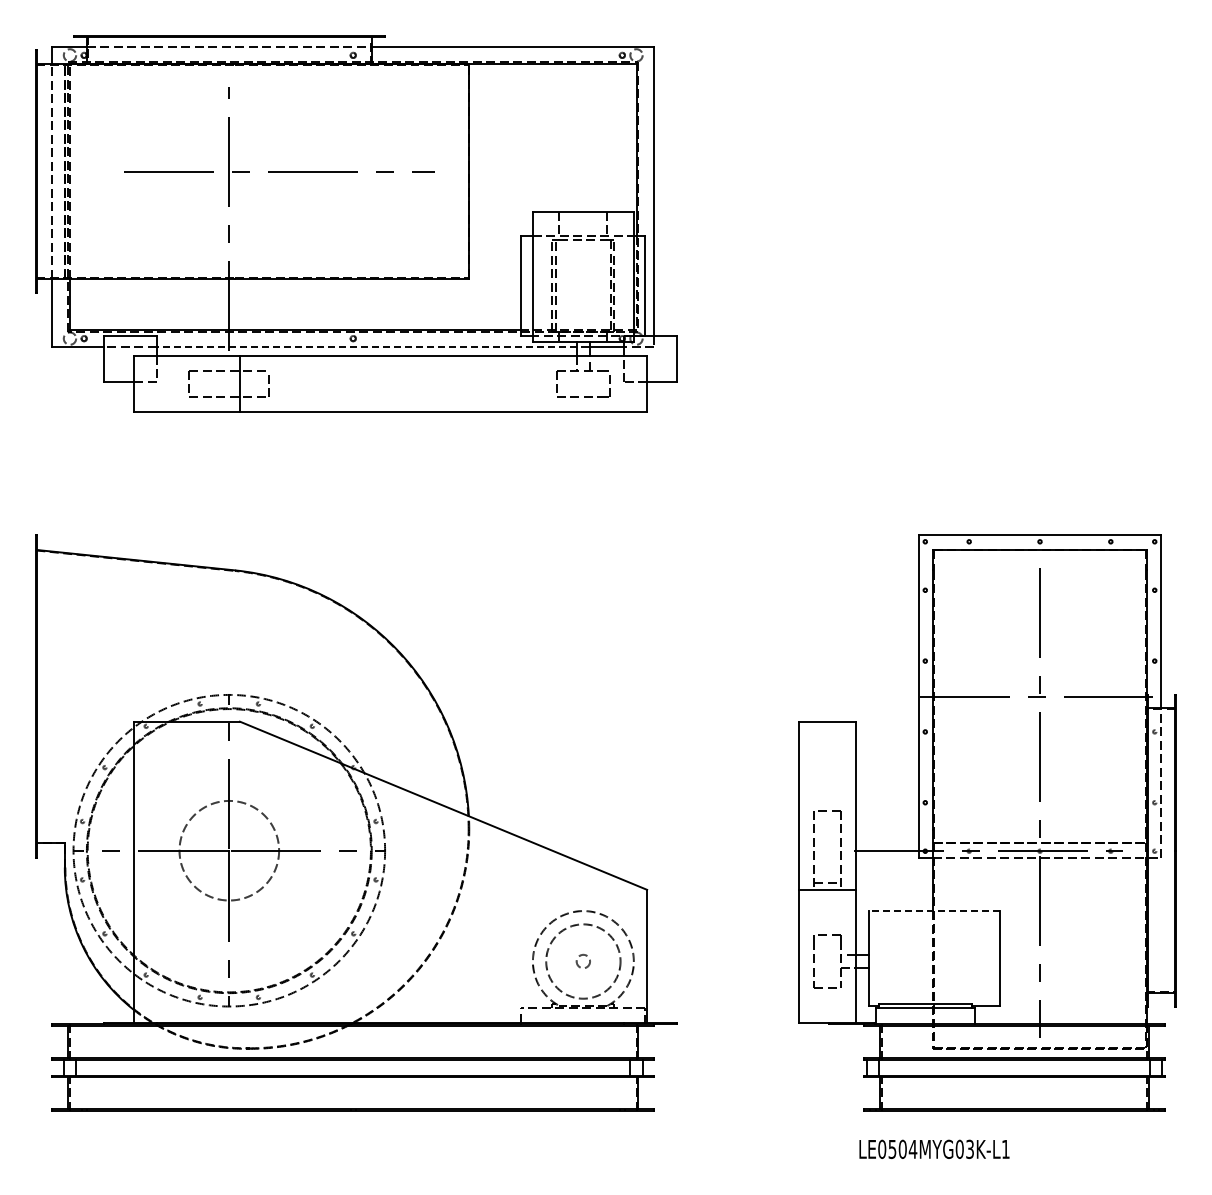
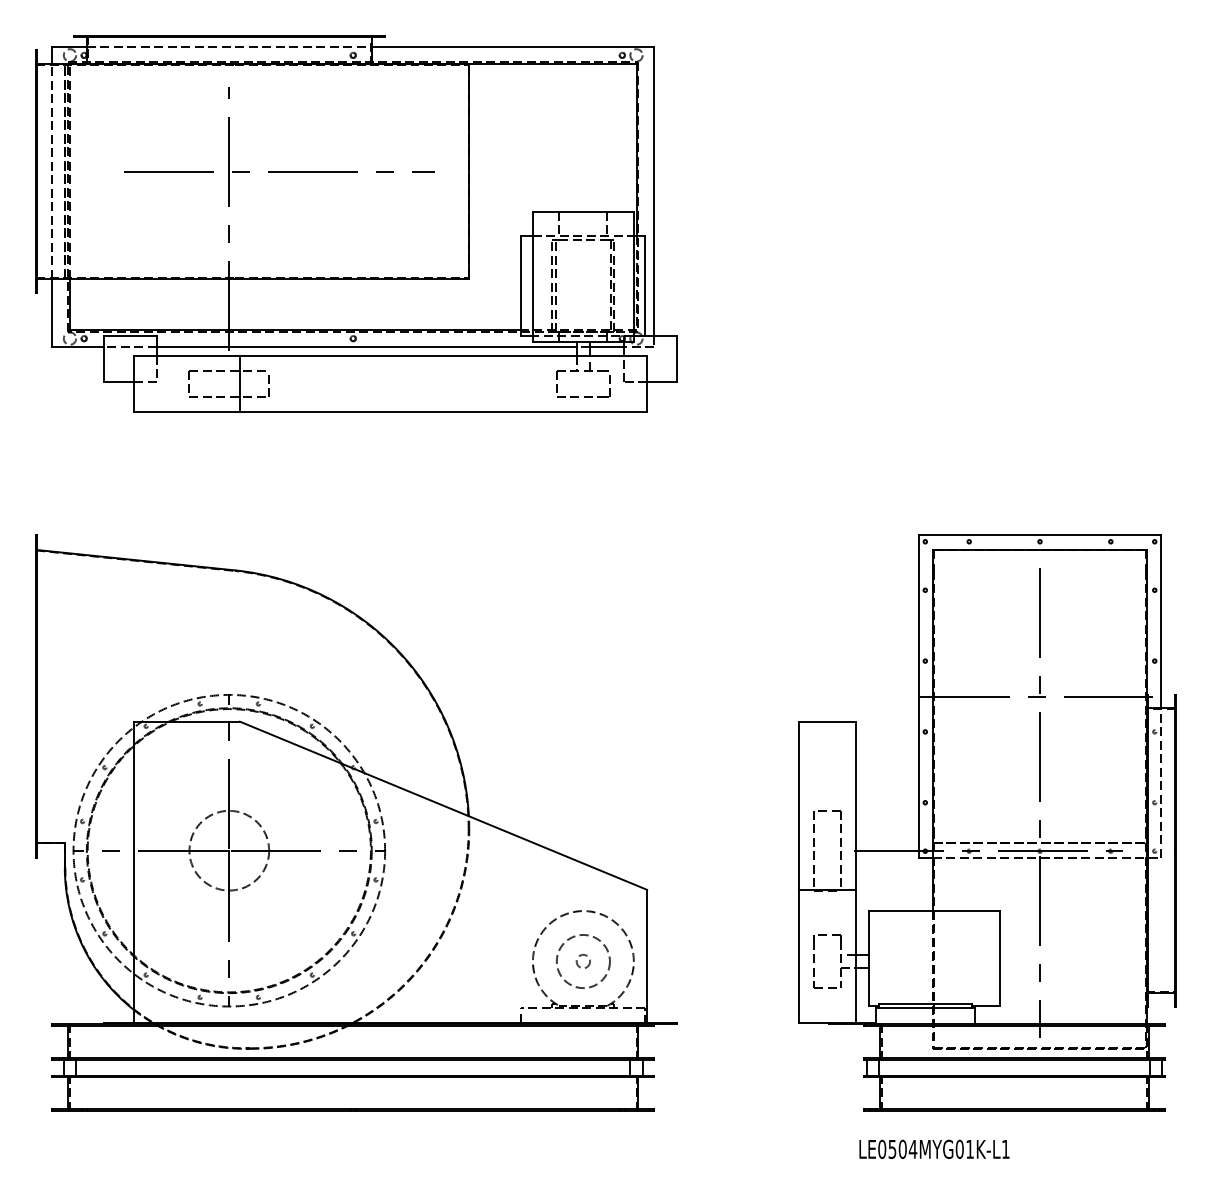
line: dashed -> solid (366, 347)
circle diameter: 100 px -> 80 px (229, 850)
line position: (827, 882) -> (827, 890) (827, 890)
line: dashed -> solid (934, 911)
circle diameter: 74 px -> 53 px (582, 961)
text: LE0504MYG03K-L1 -> LE0504MYG01K-L1 (969, 1149)
